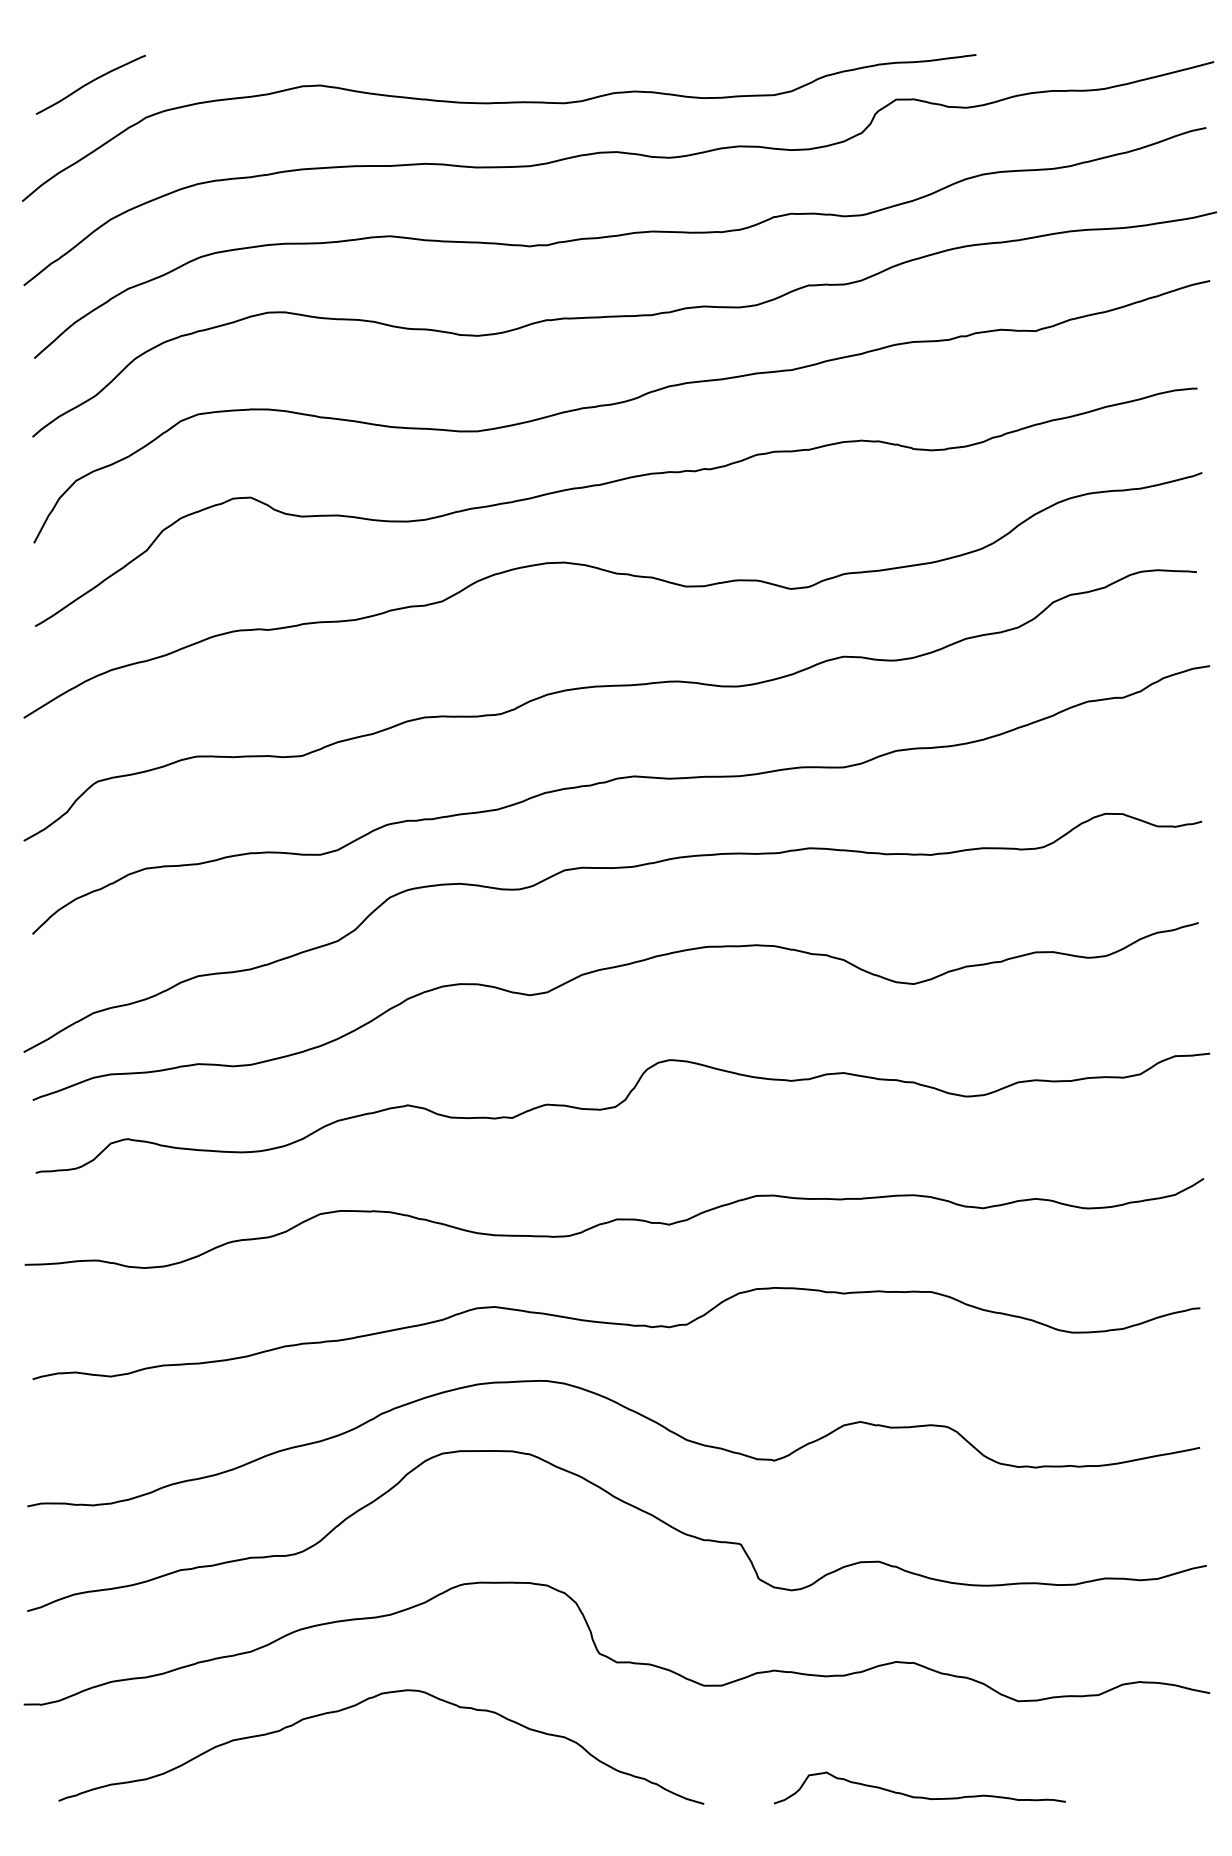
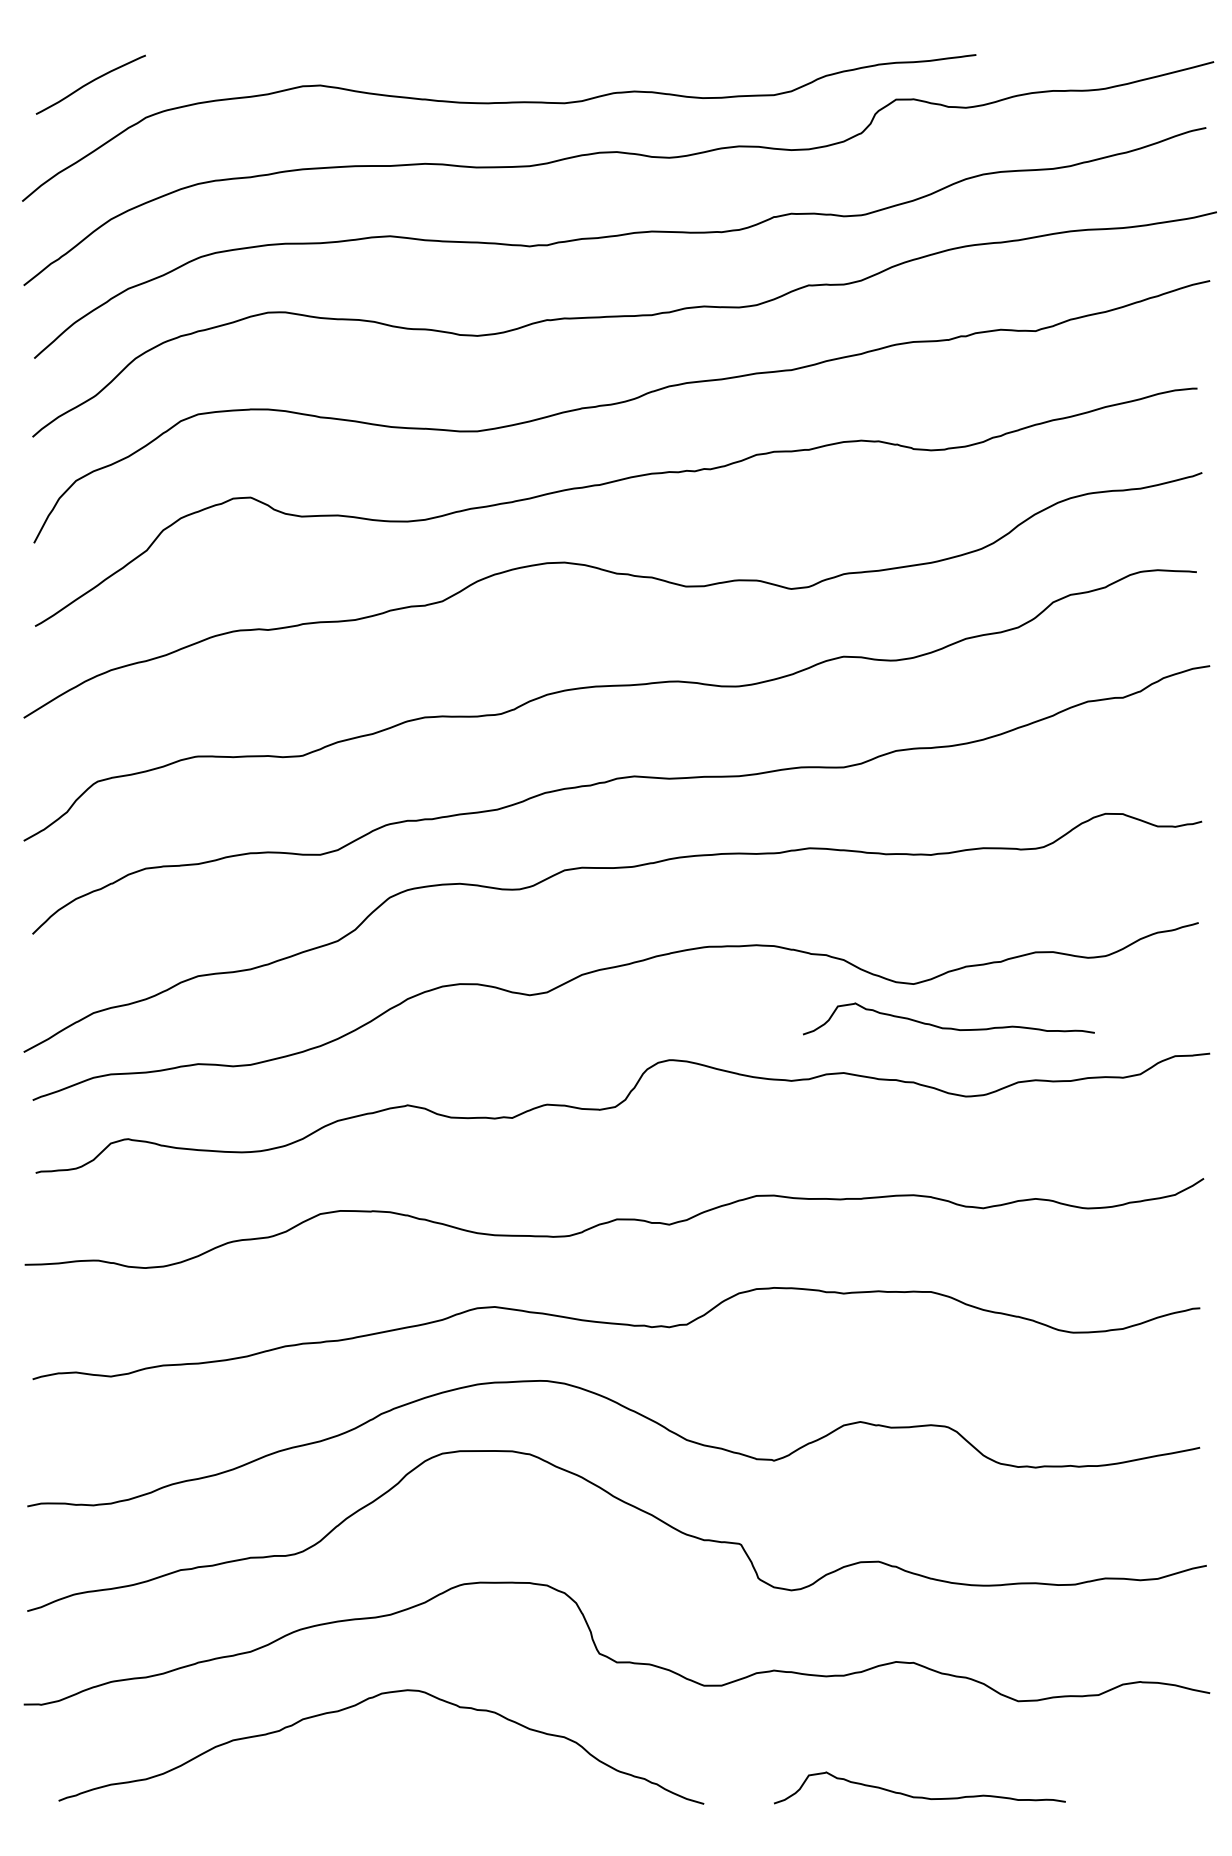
curve: none -> present (948, 1027)
